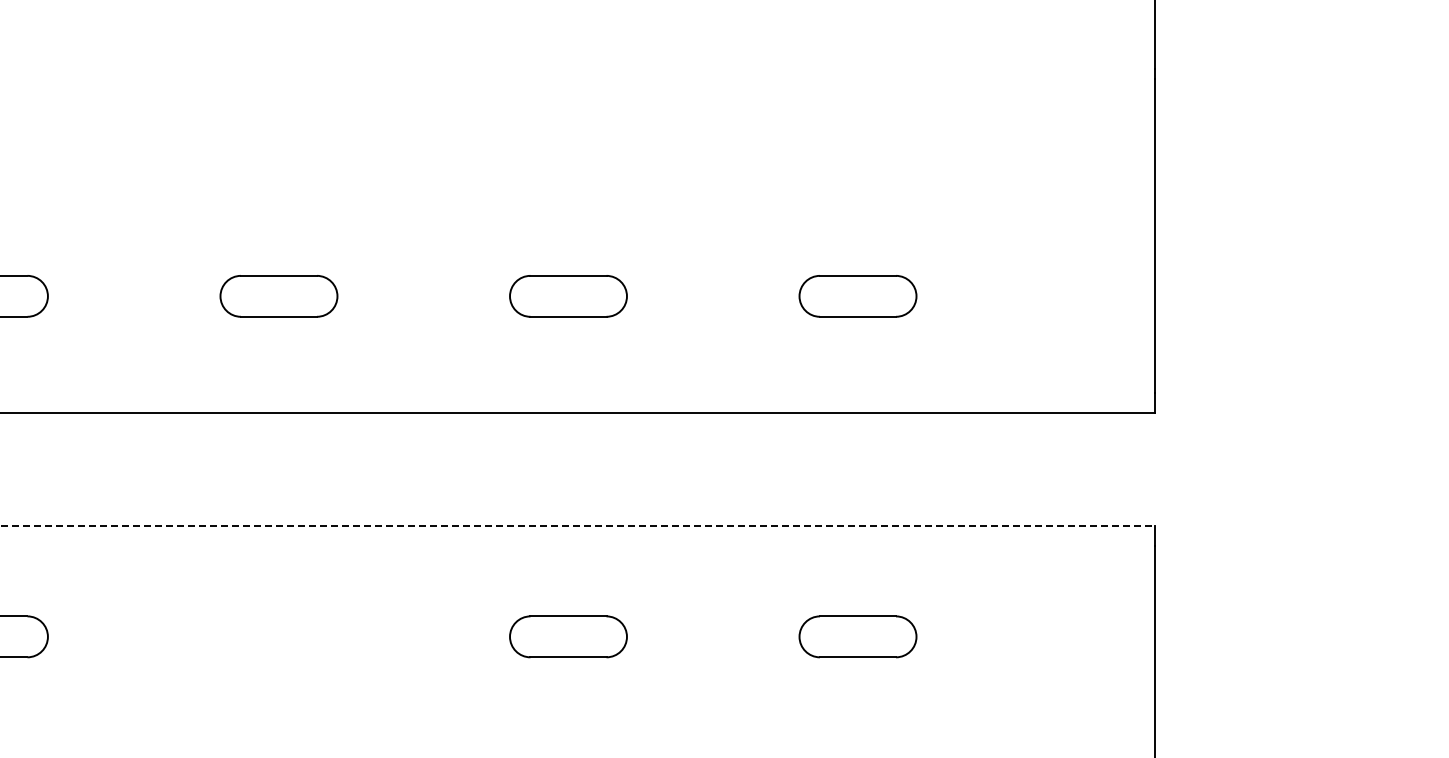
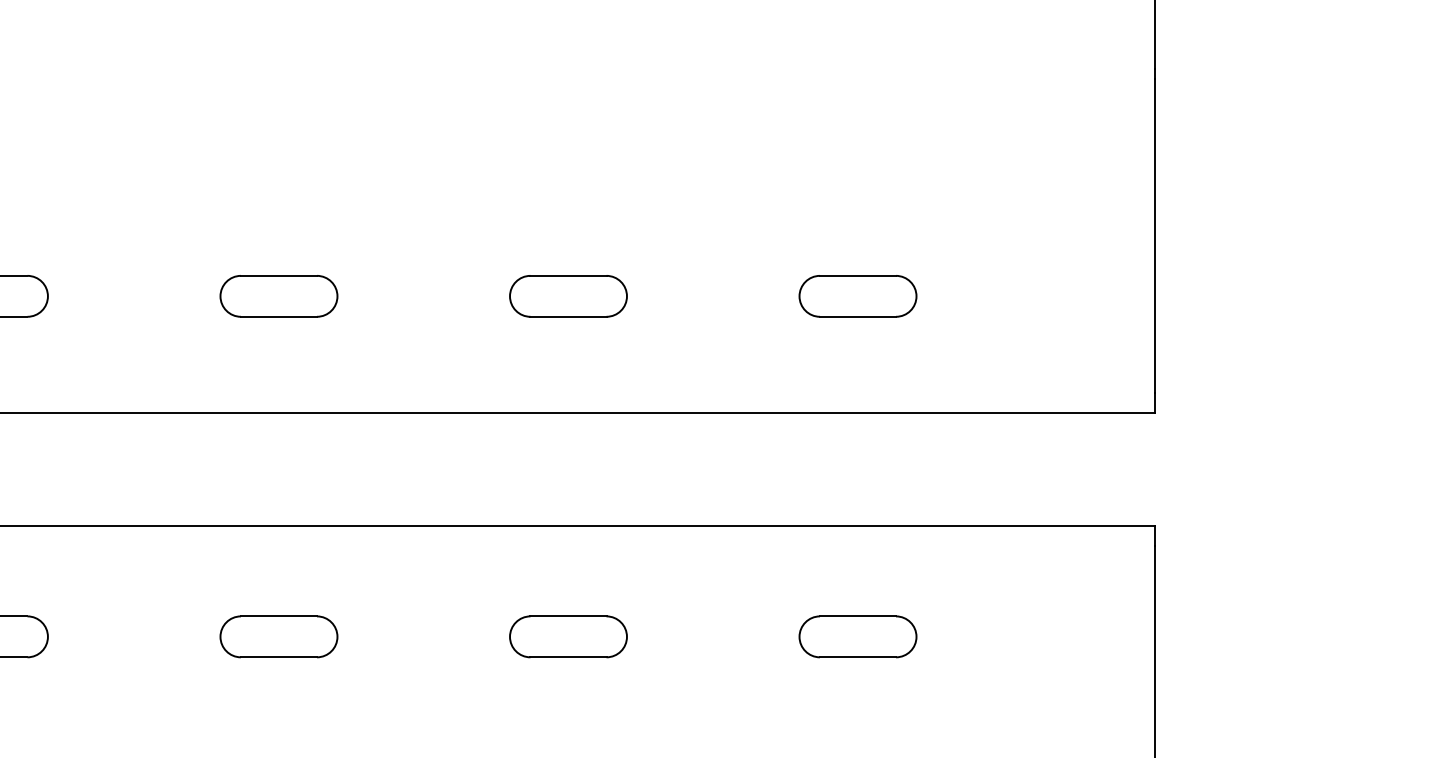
line: dashed -> solid (578, 525)
part: none -> present (278, 636)
